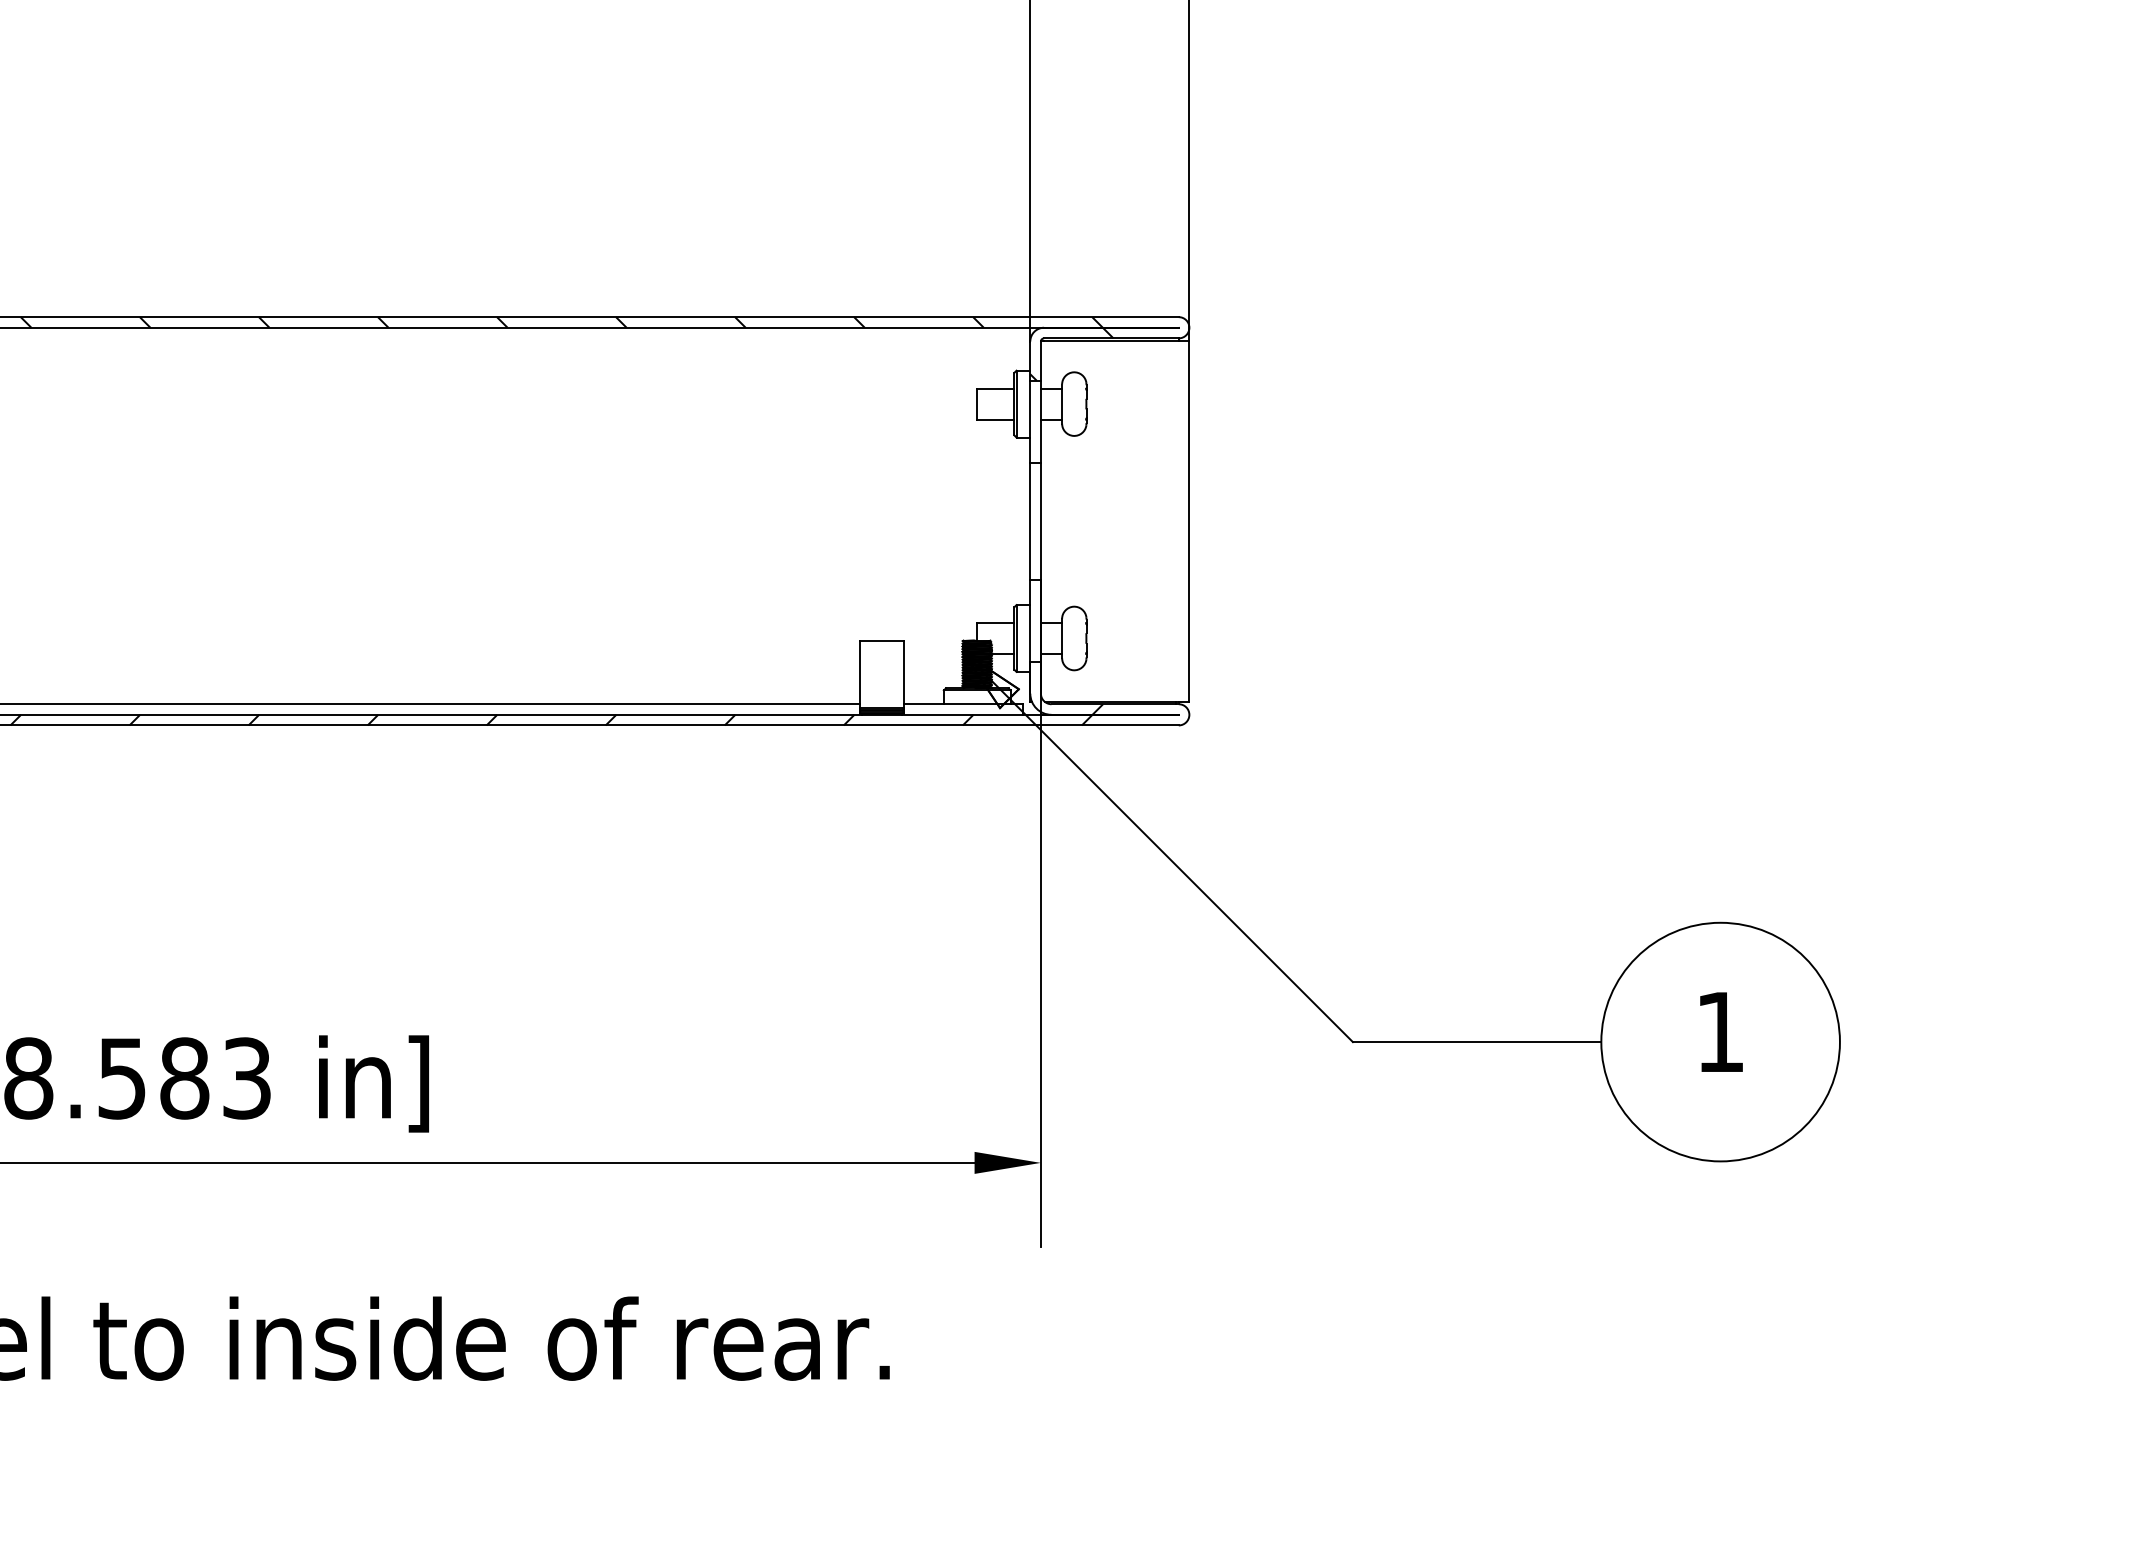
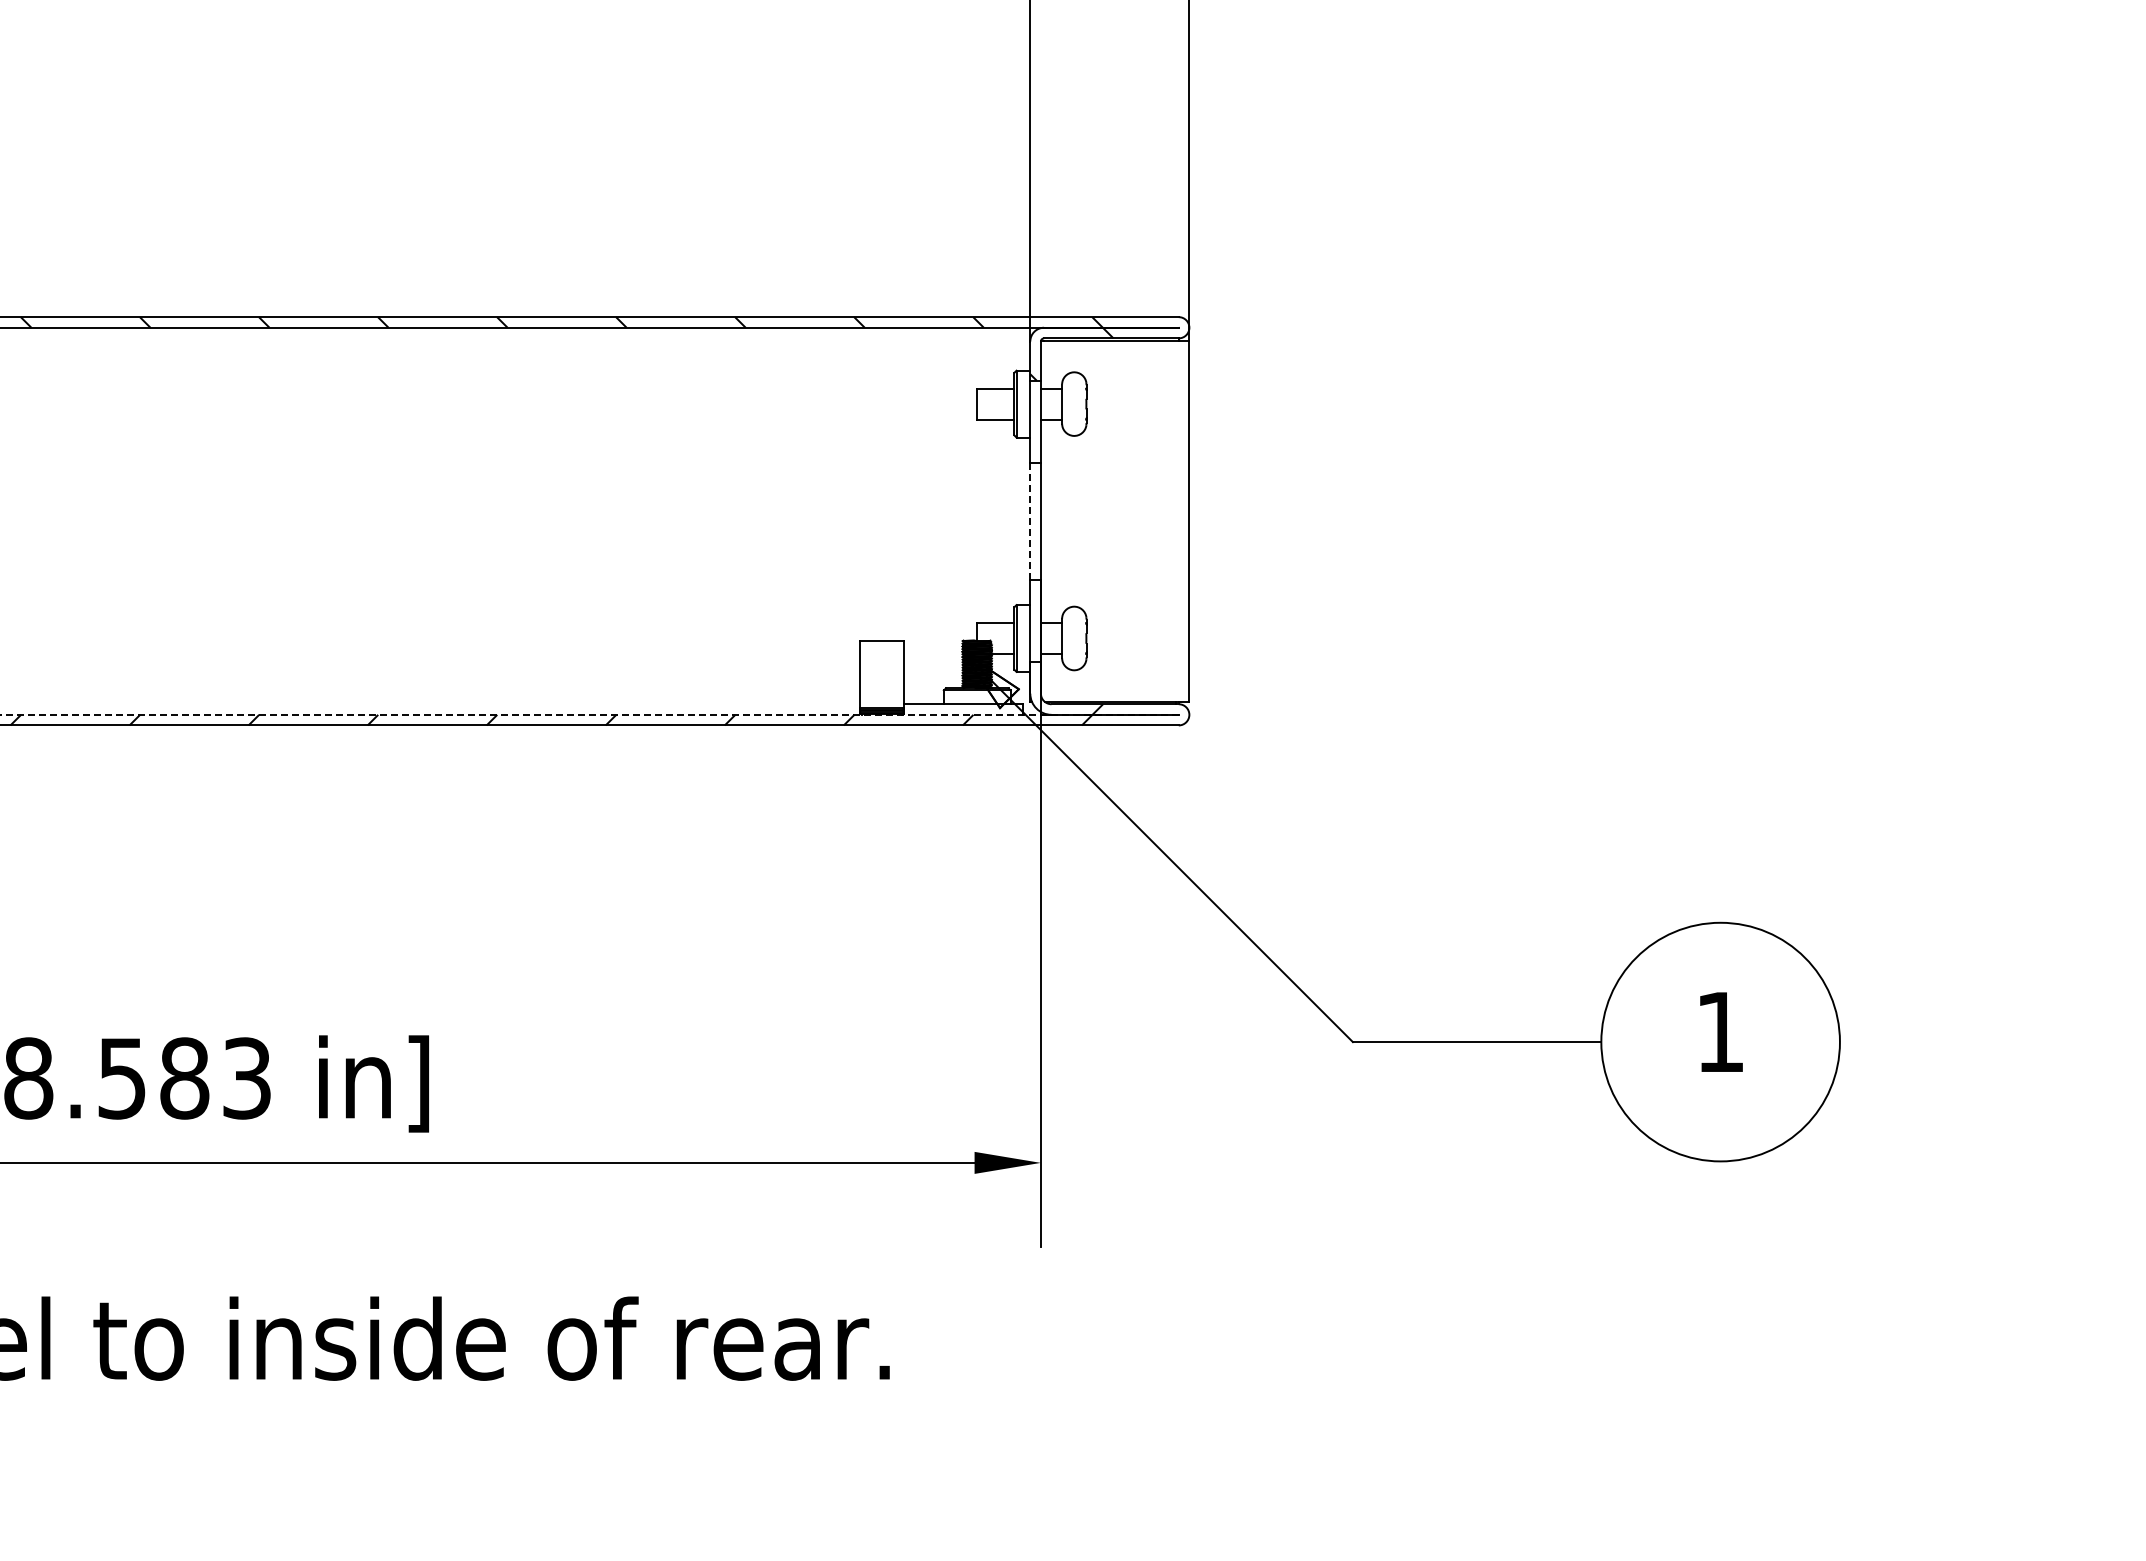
line: solid -> dashed (1030, 520)
line: present -> none (430, 704)
line: solid -> dashed (589, 714)
